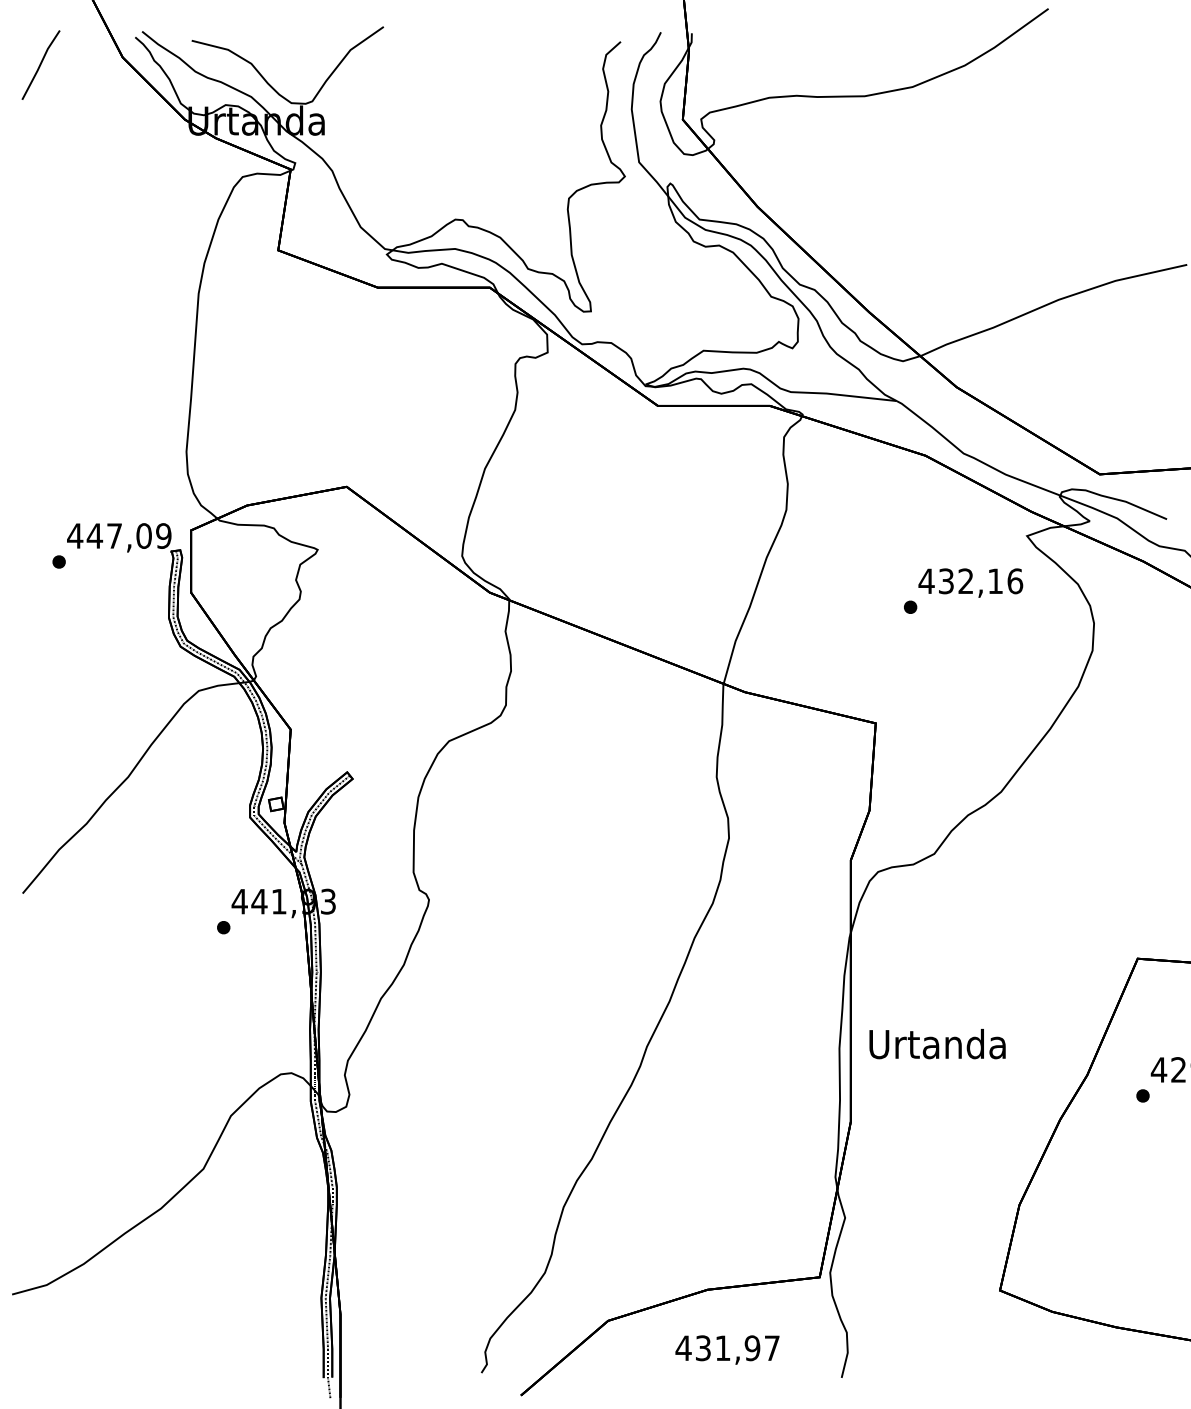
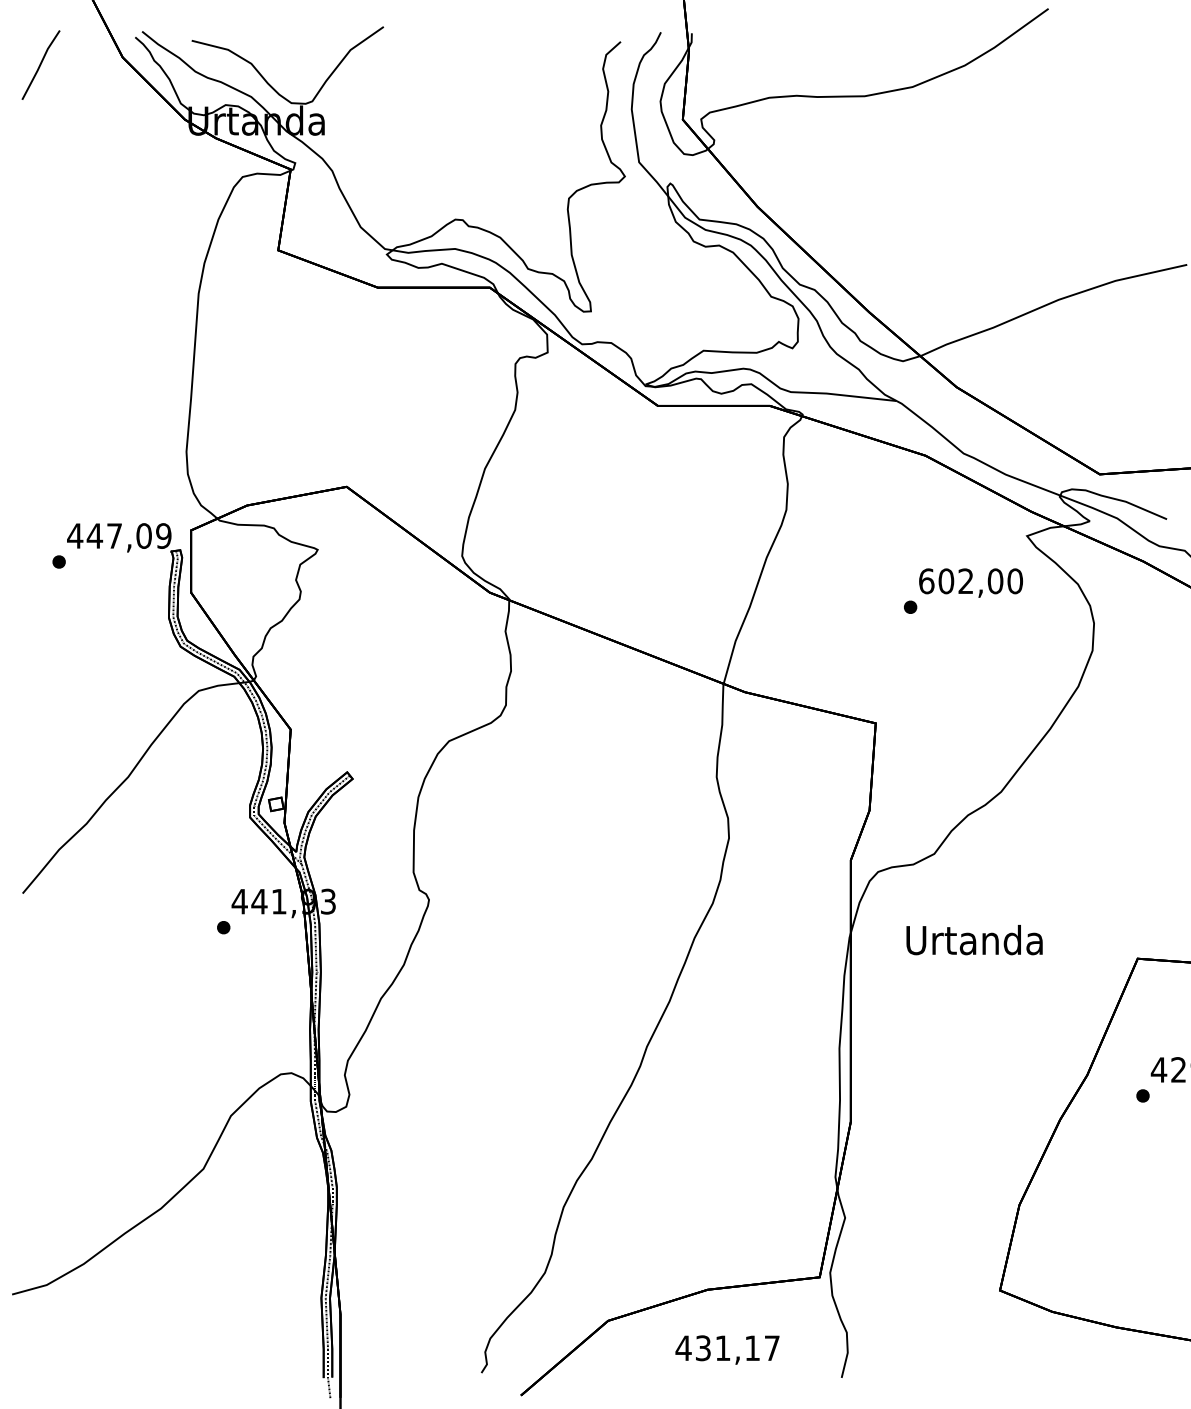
text: 432,16 -> 602,00 (970, 581)
text position: (937, 1044) -> (974, 940) (974, 940)
text: 431,97 -> 431,17 (752, 1348)
